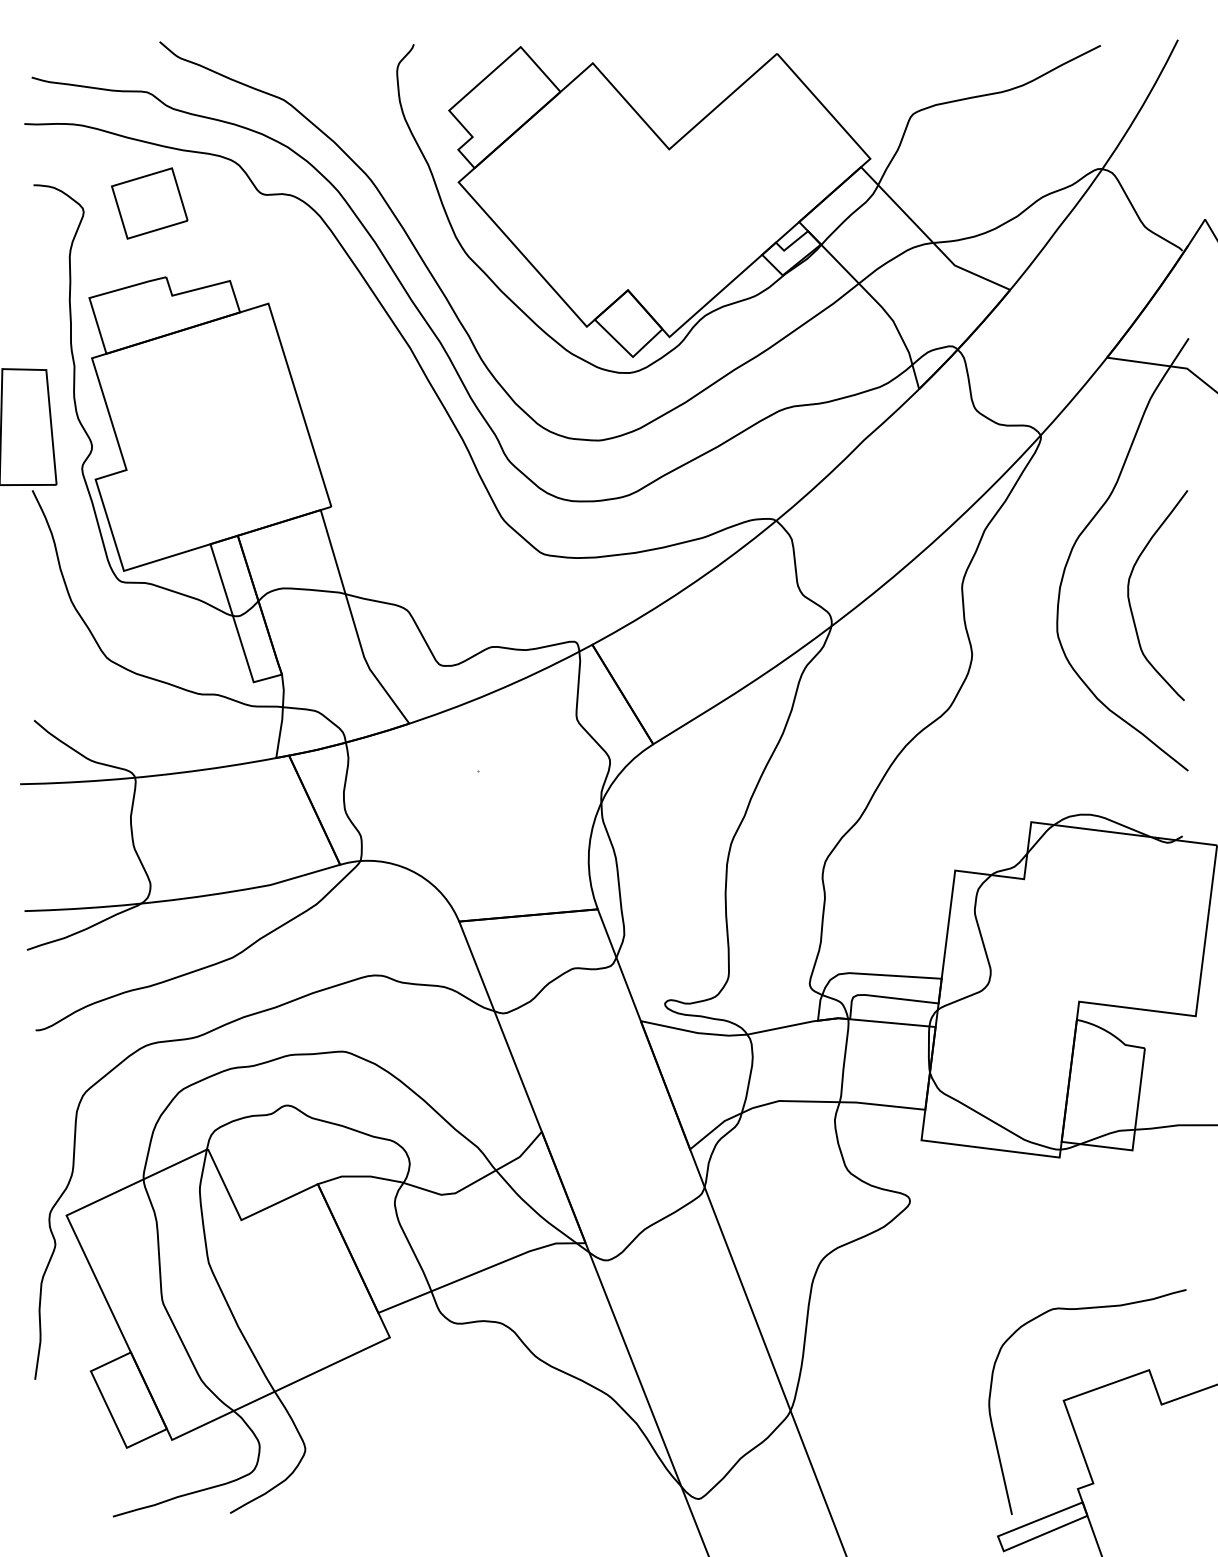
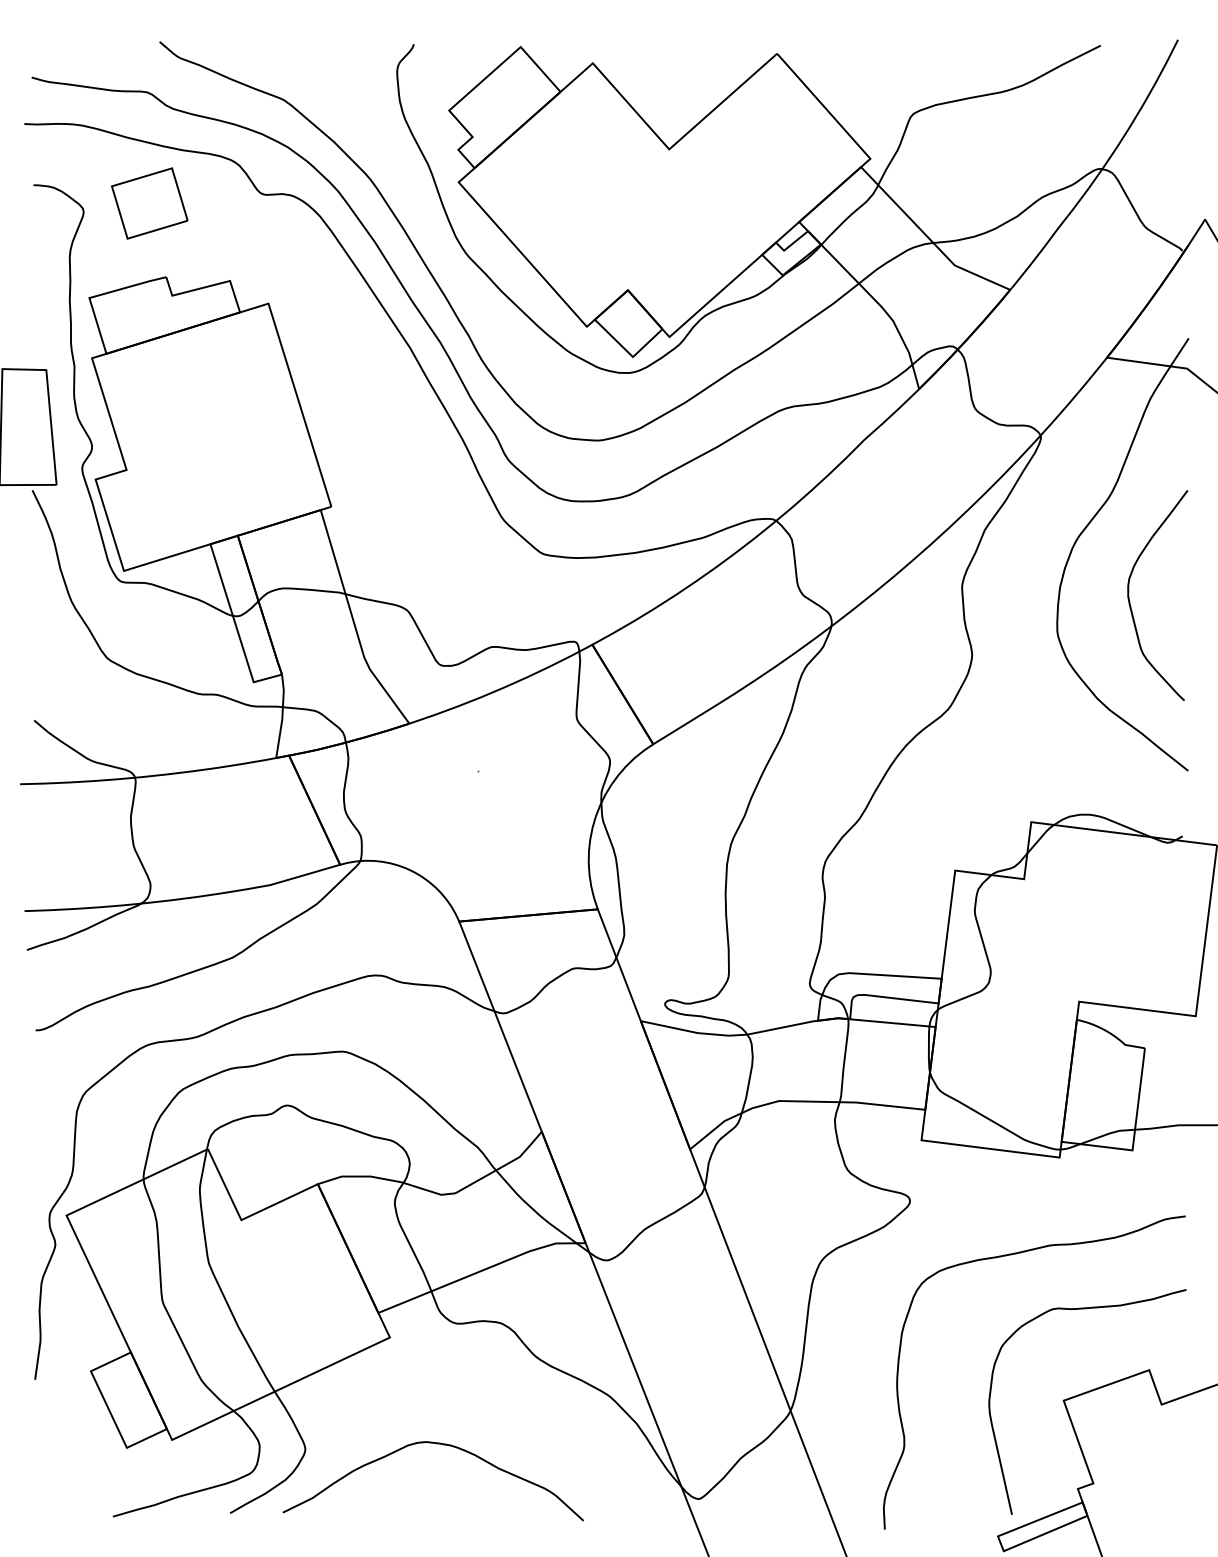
curve: none -> present (1011, 1255)
curve: none -> present (436, 1444)
